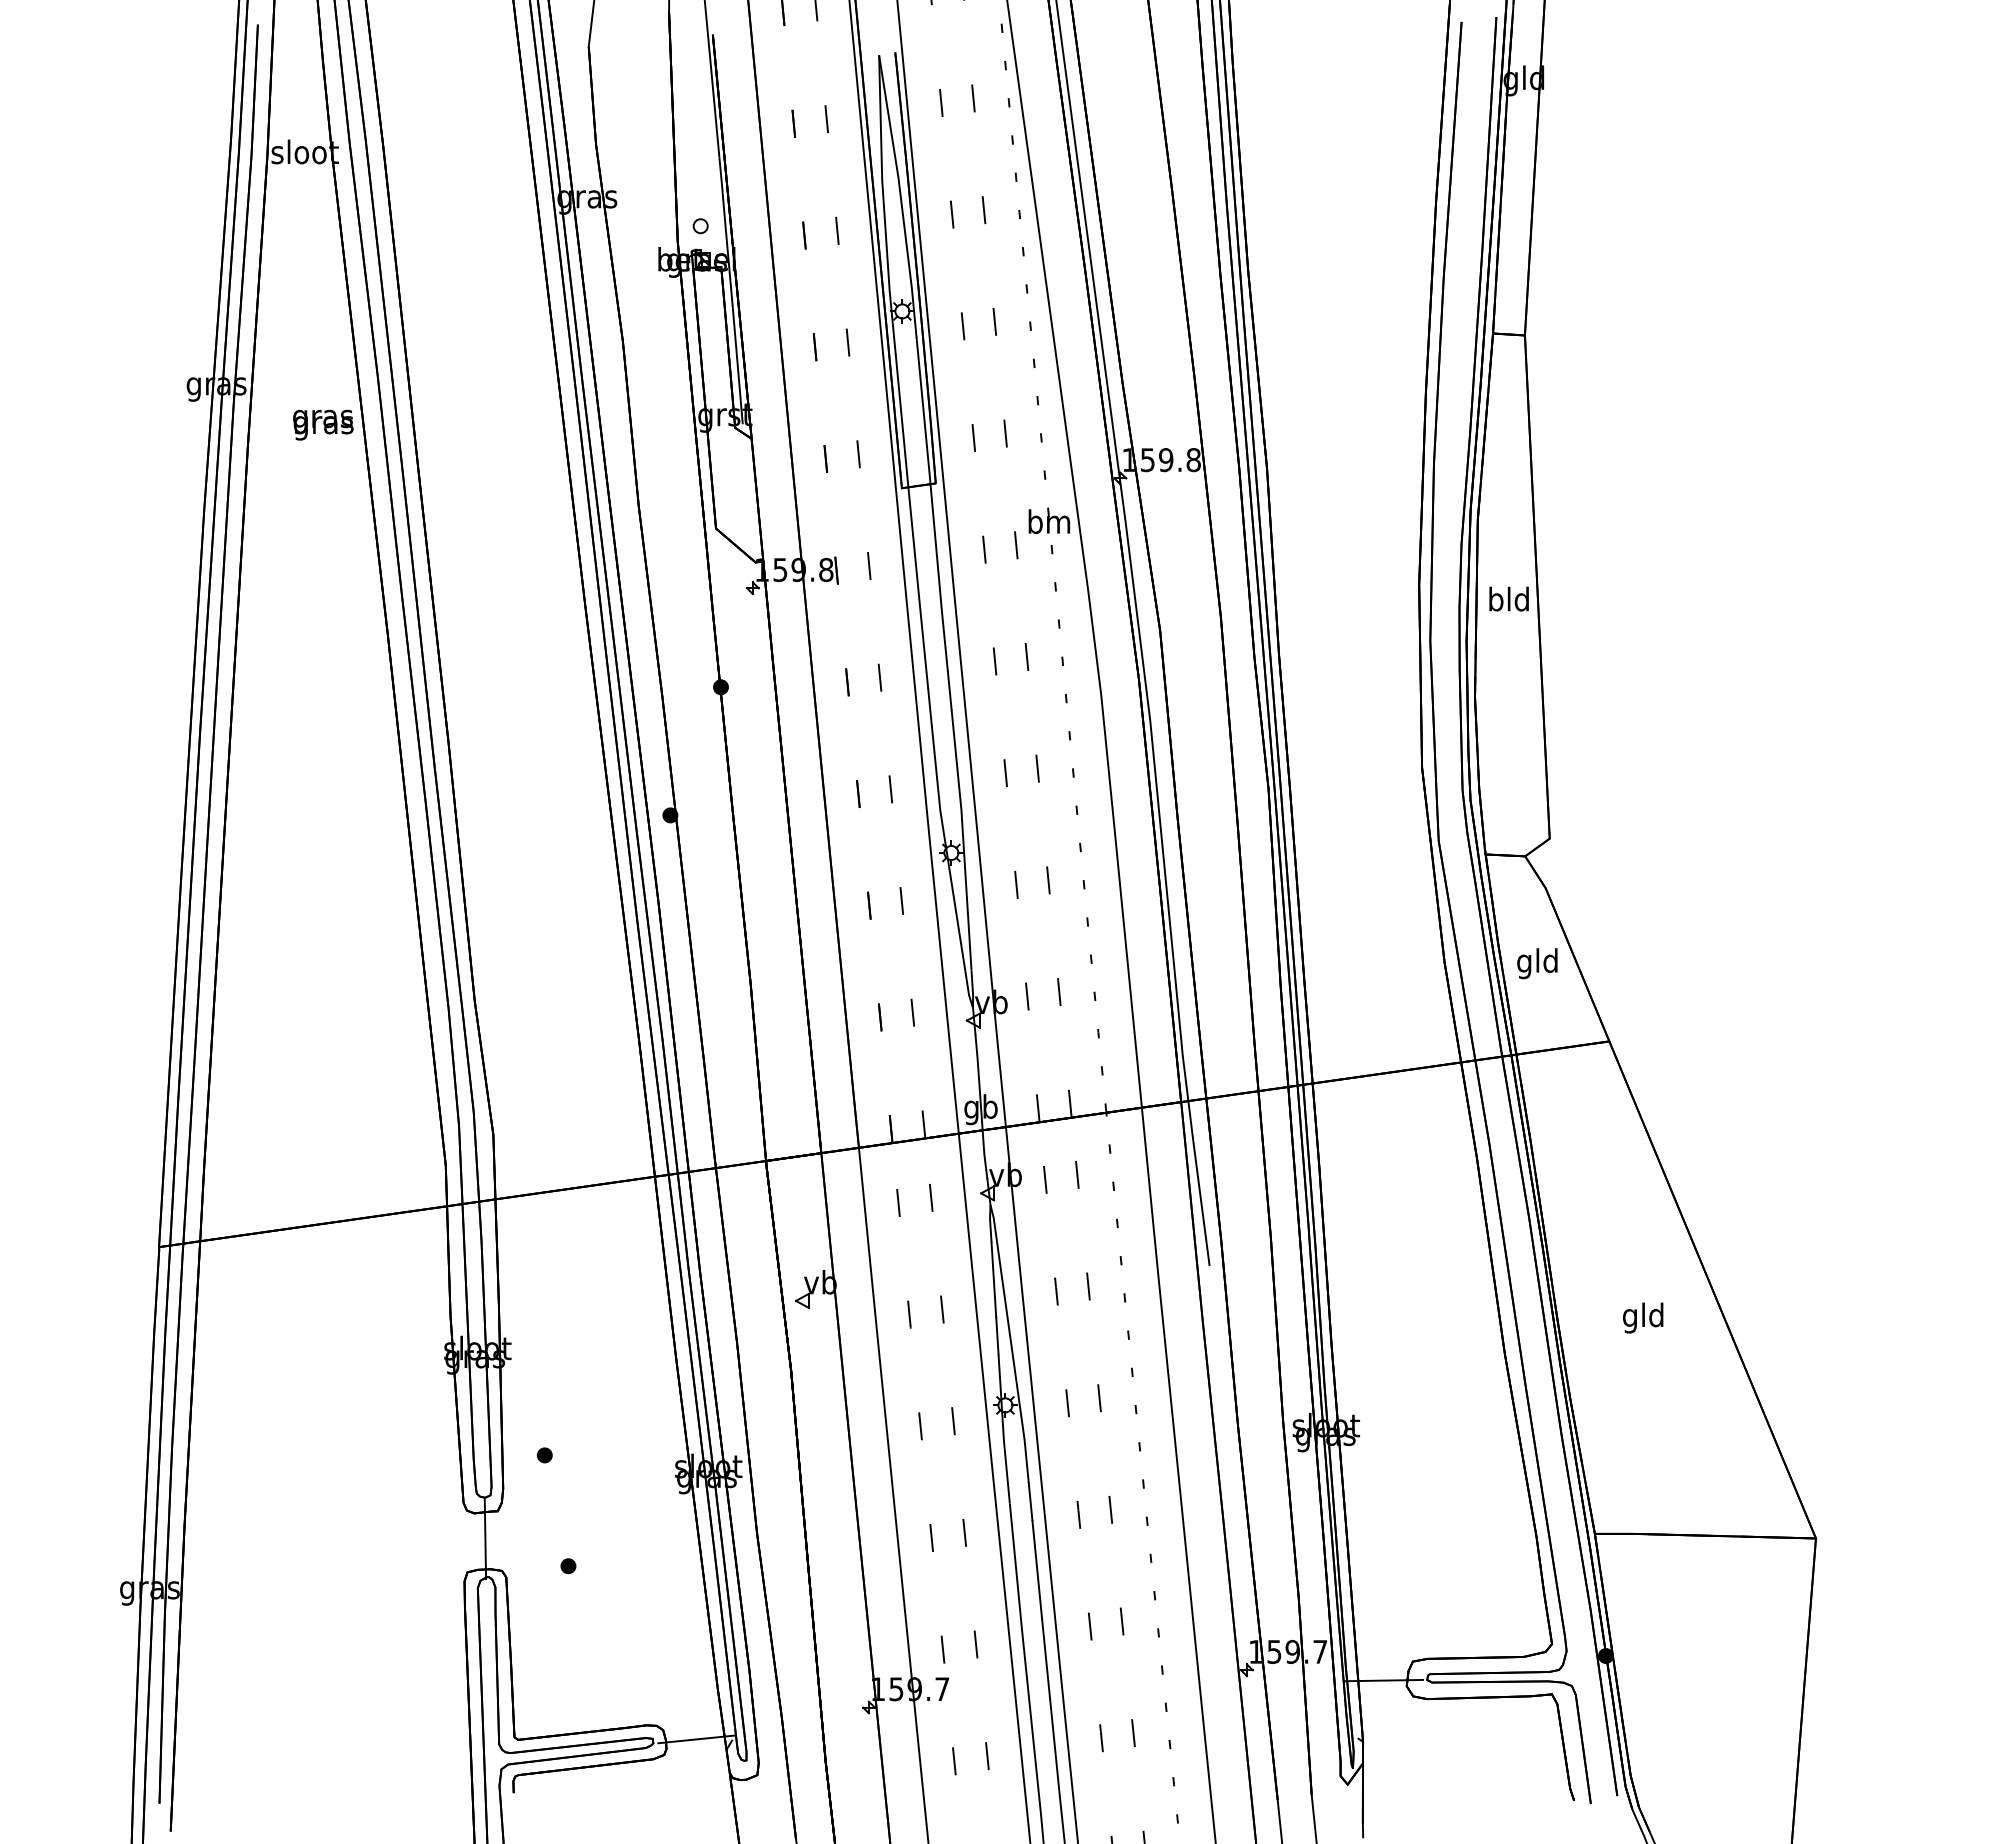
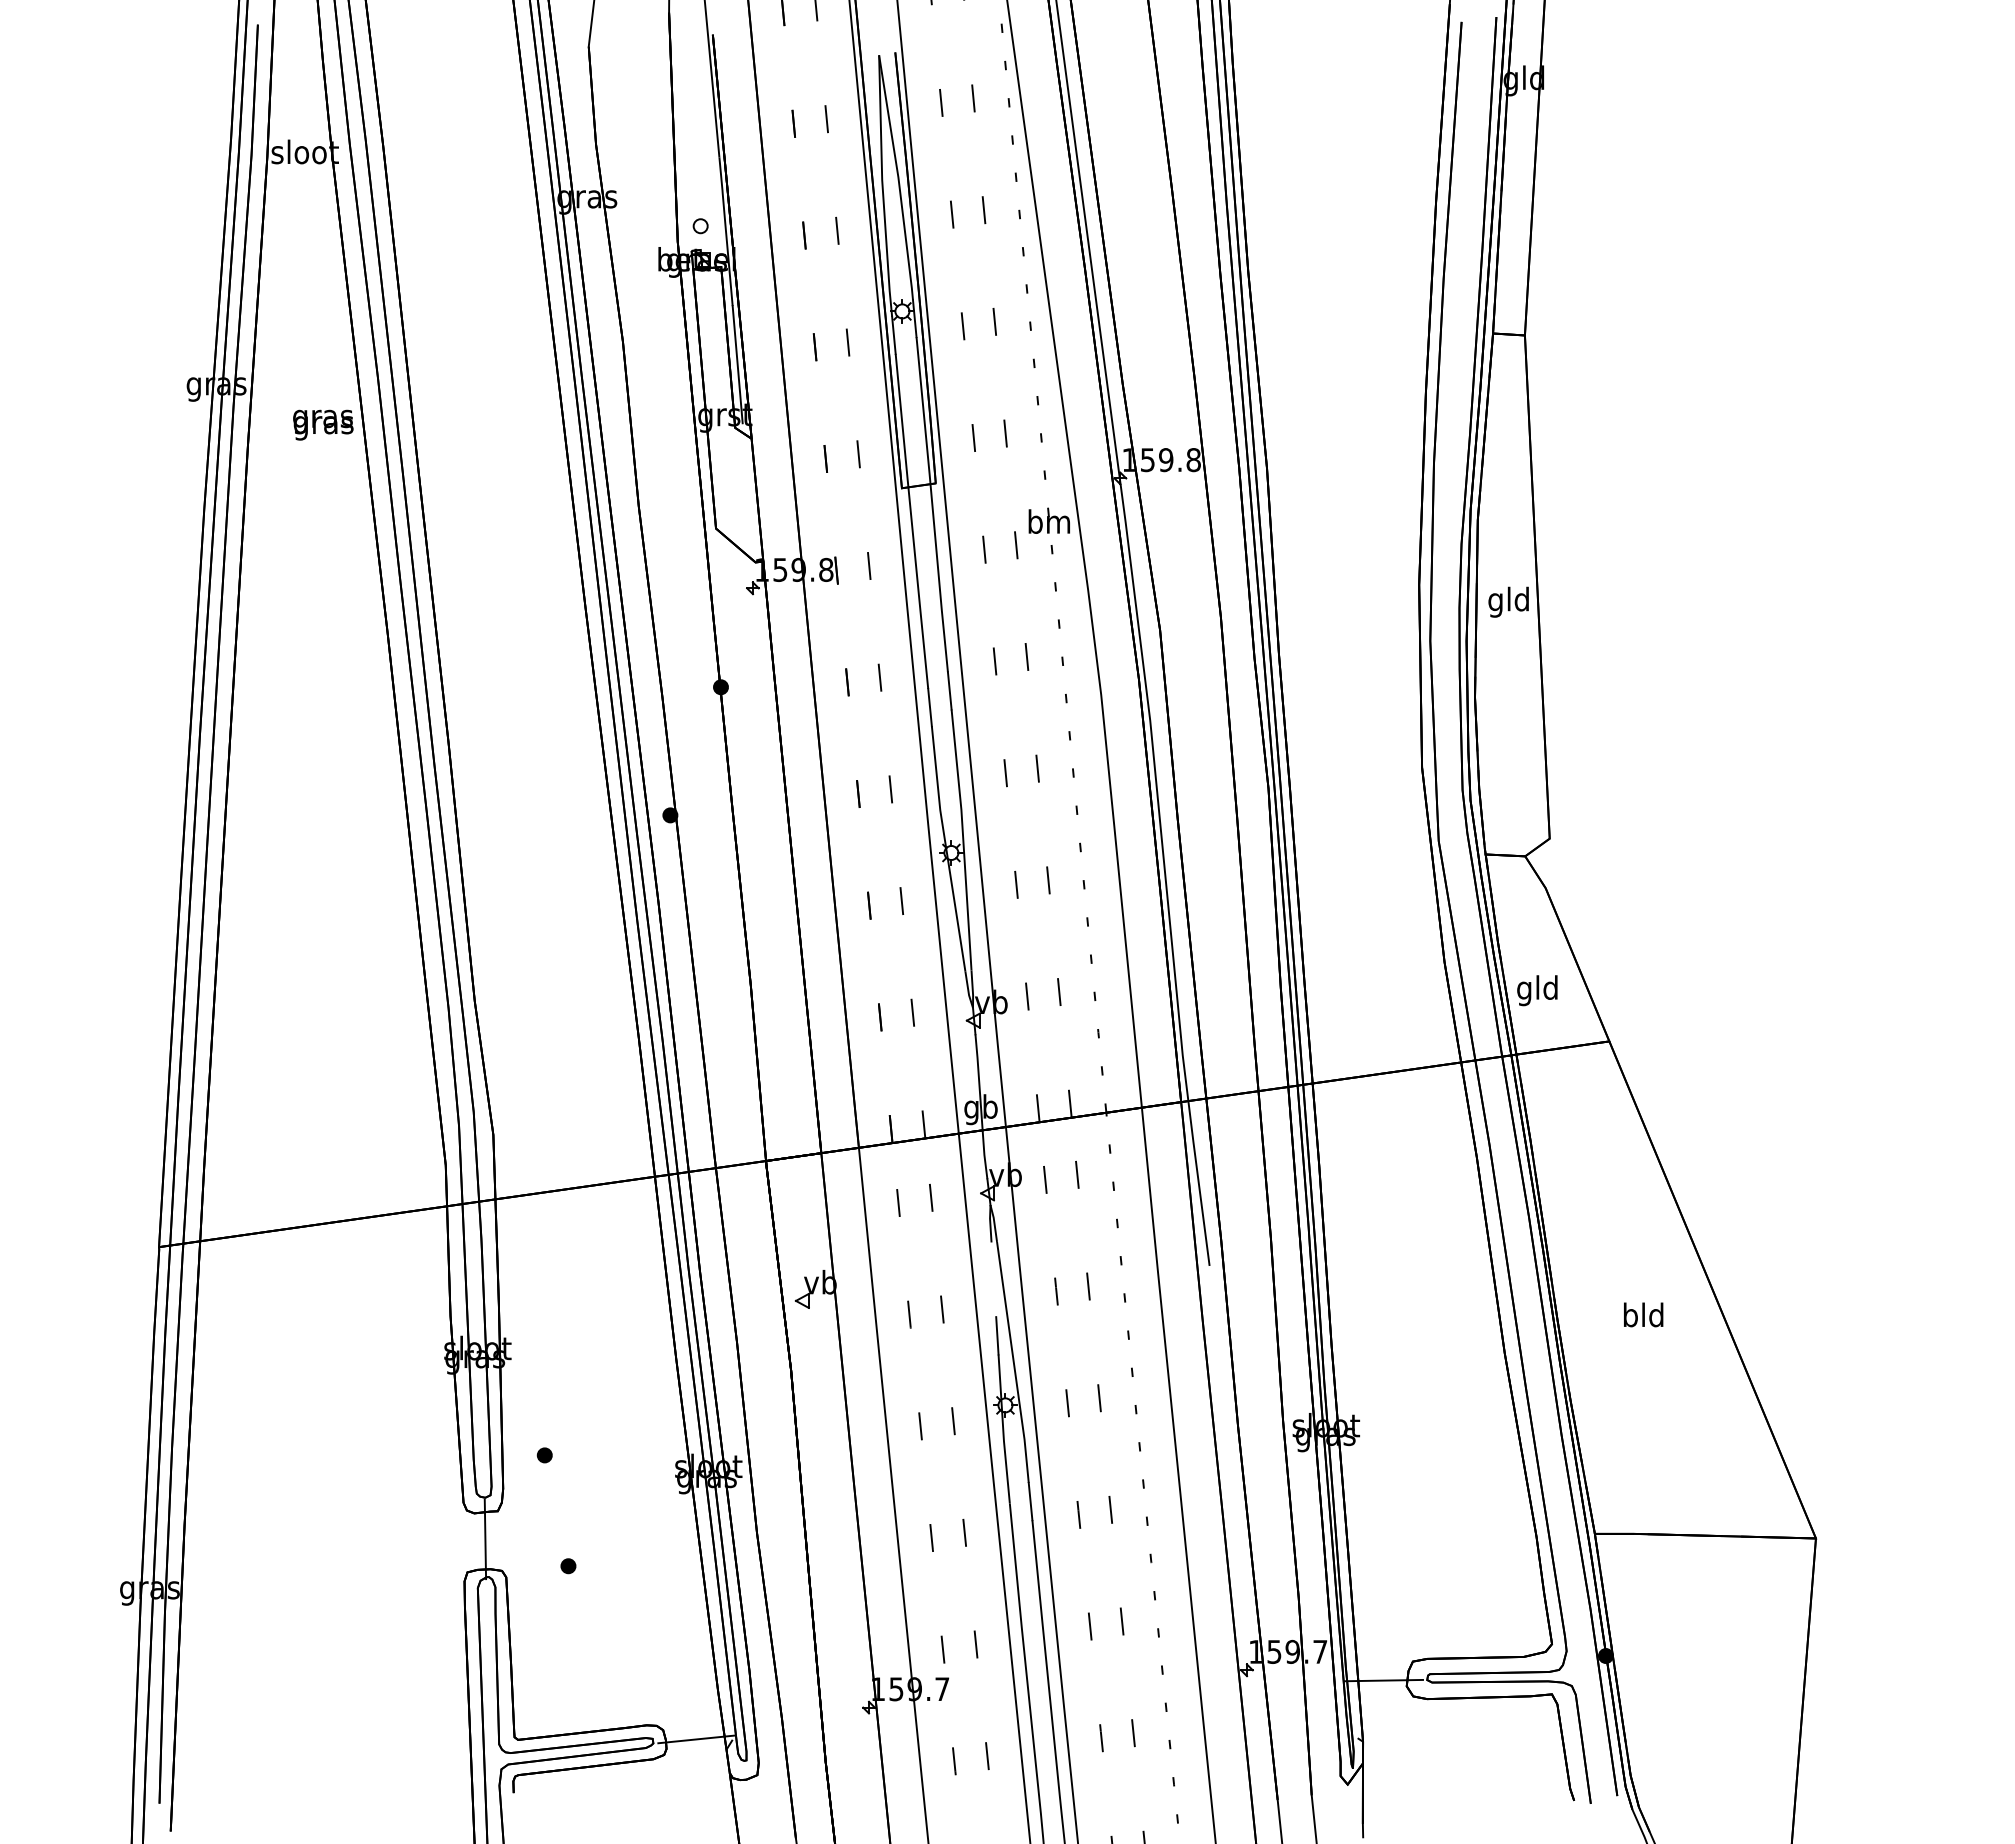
text: bld -> gld (1495, 601)
text position: (1537, 963) -> (1537, 990) (1537, 990)
line: present -> none (993, 1279)
text: gld -> bld (1630, 1317)
